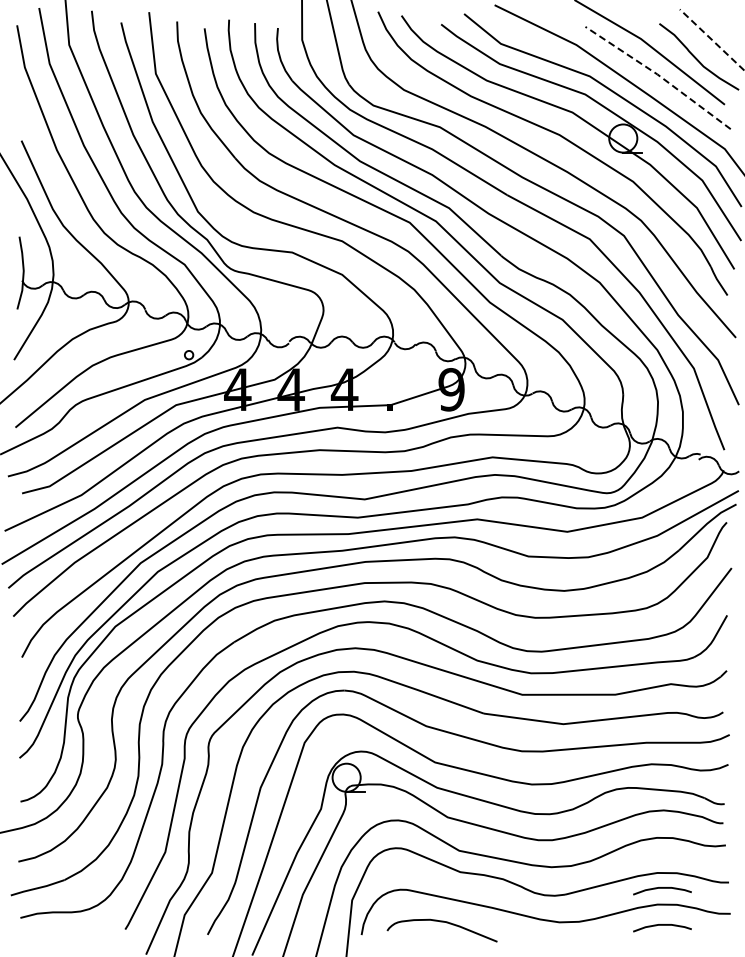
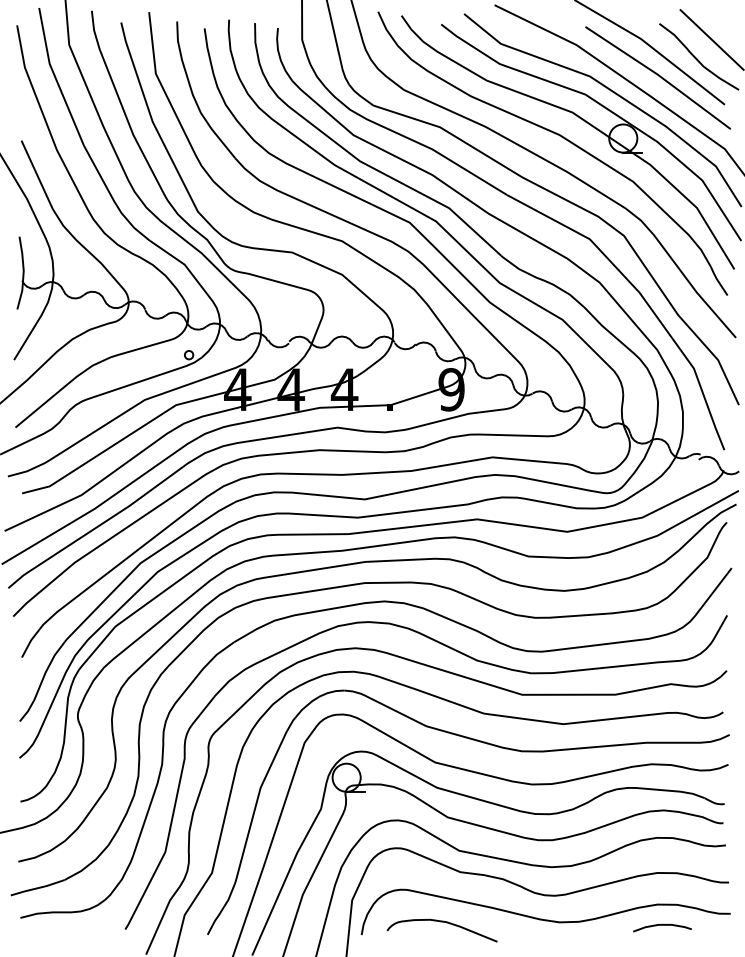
line: dashed -> solid (711, 39)
line: dashed -> solid (658, 75)
curve: present -> none (662, 888)
